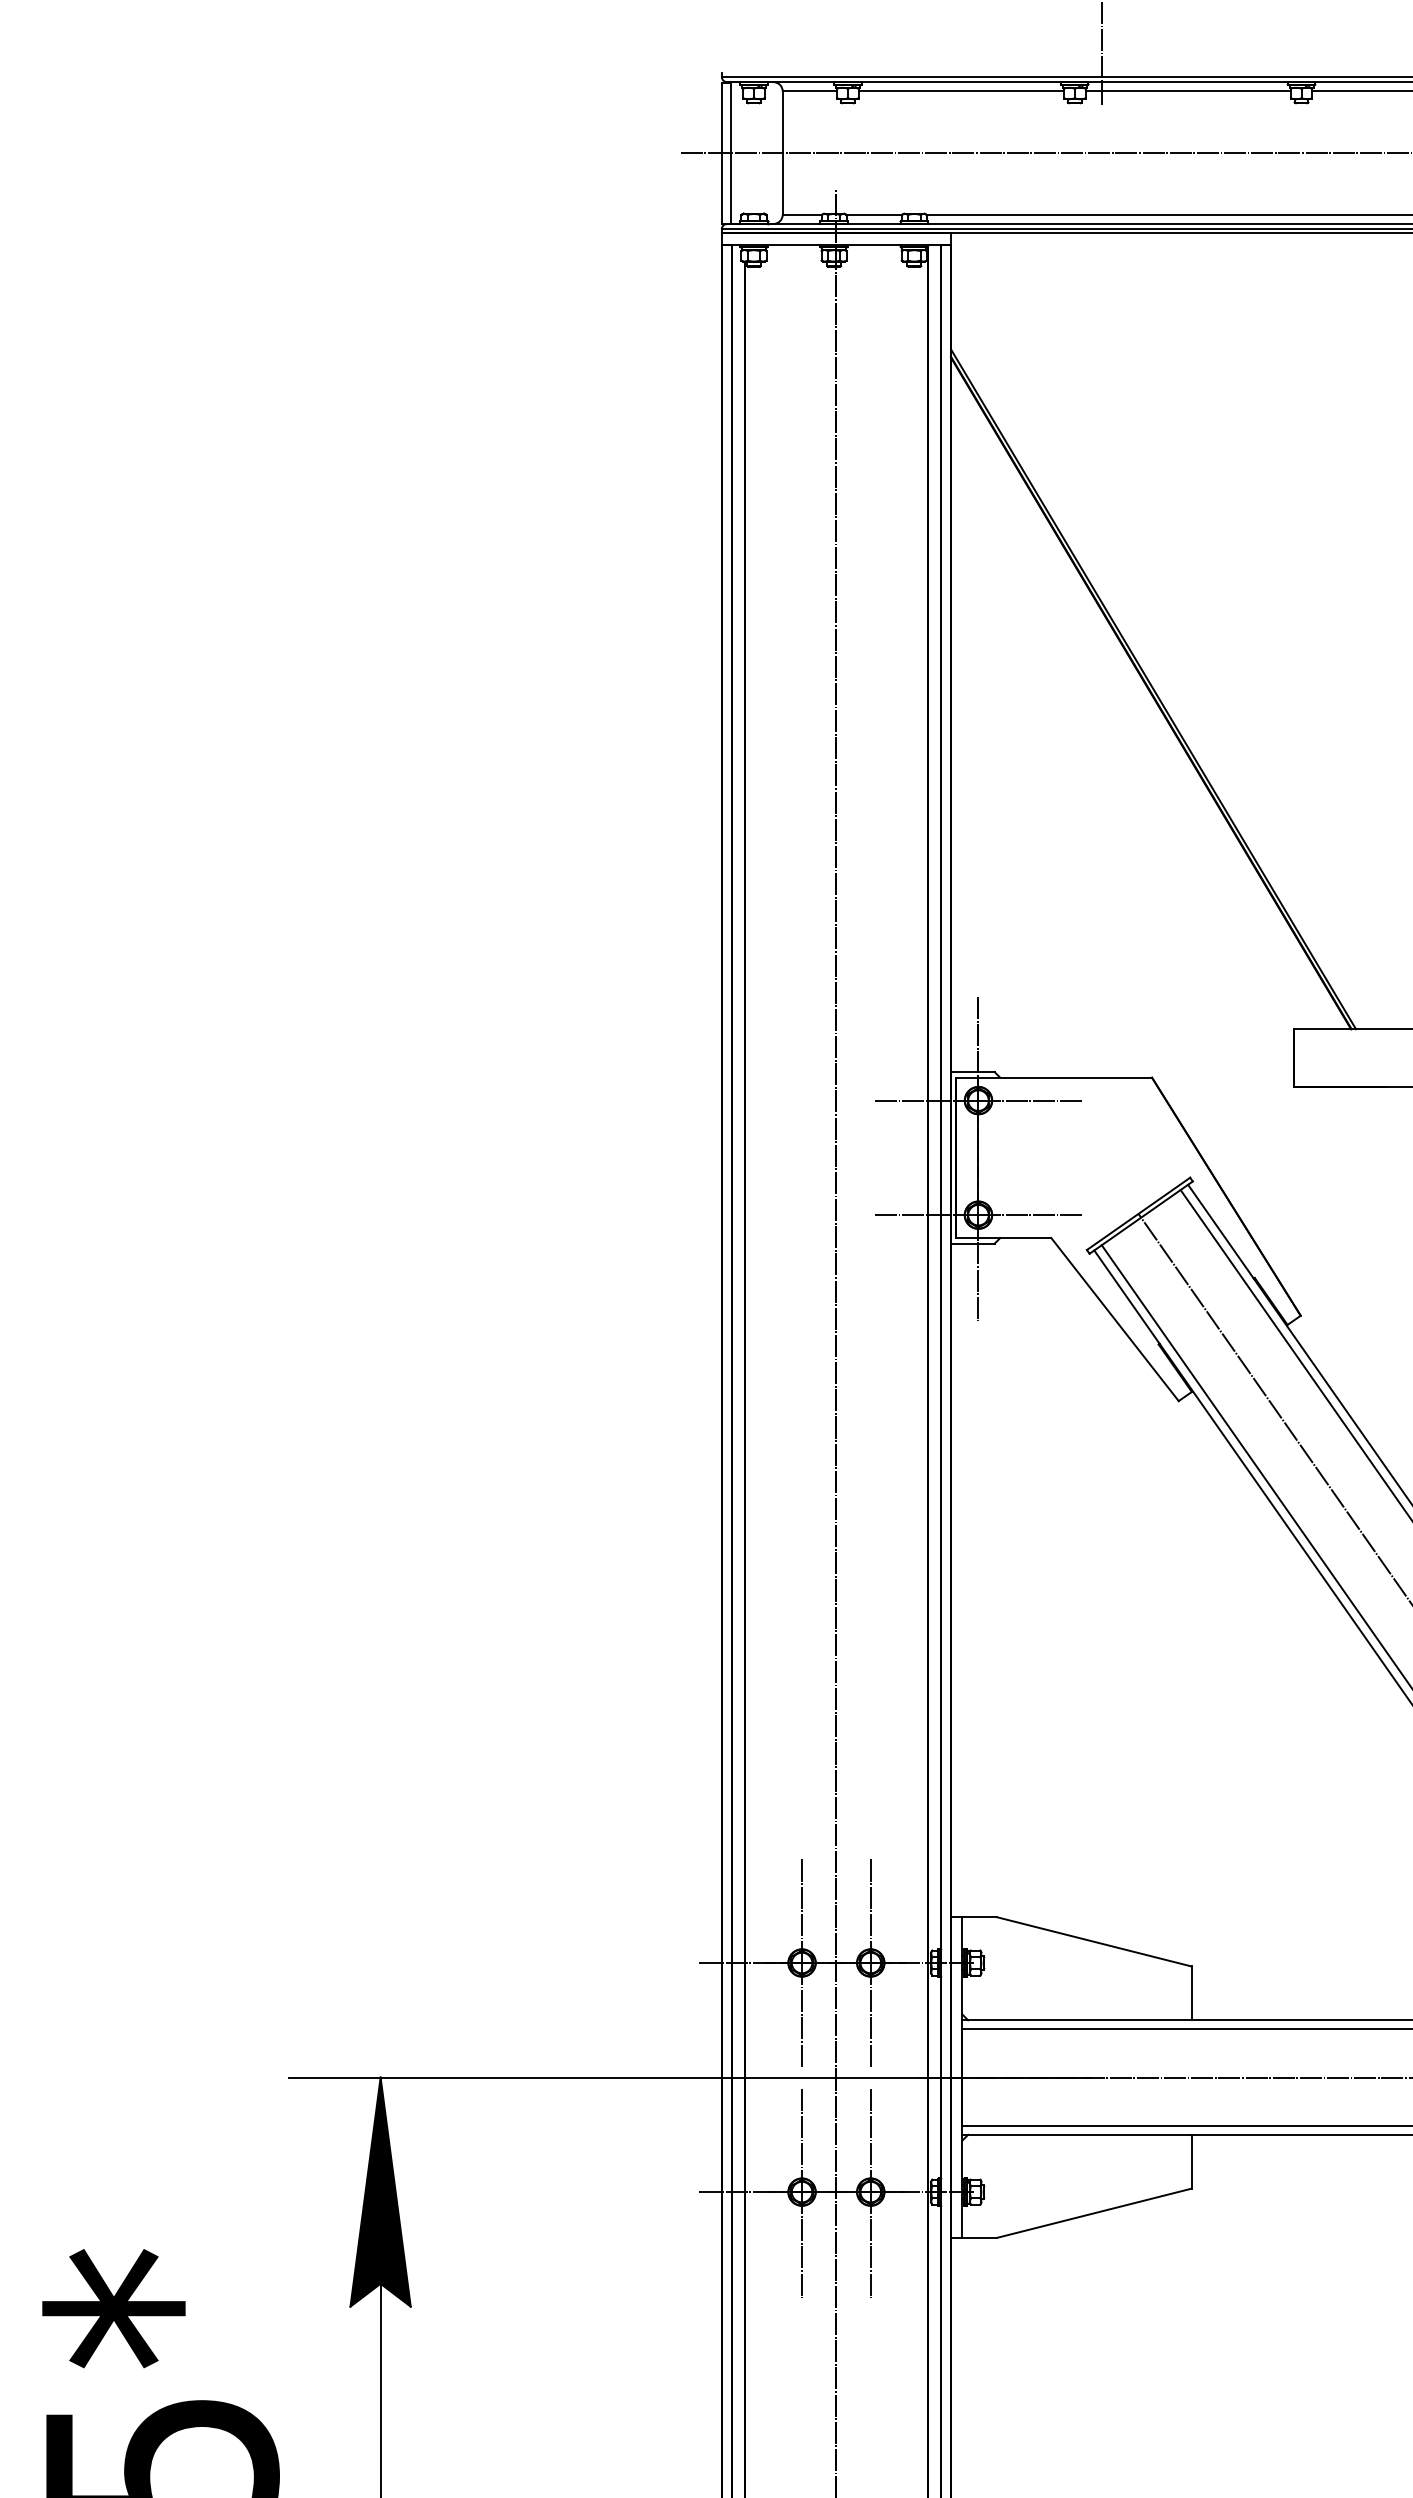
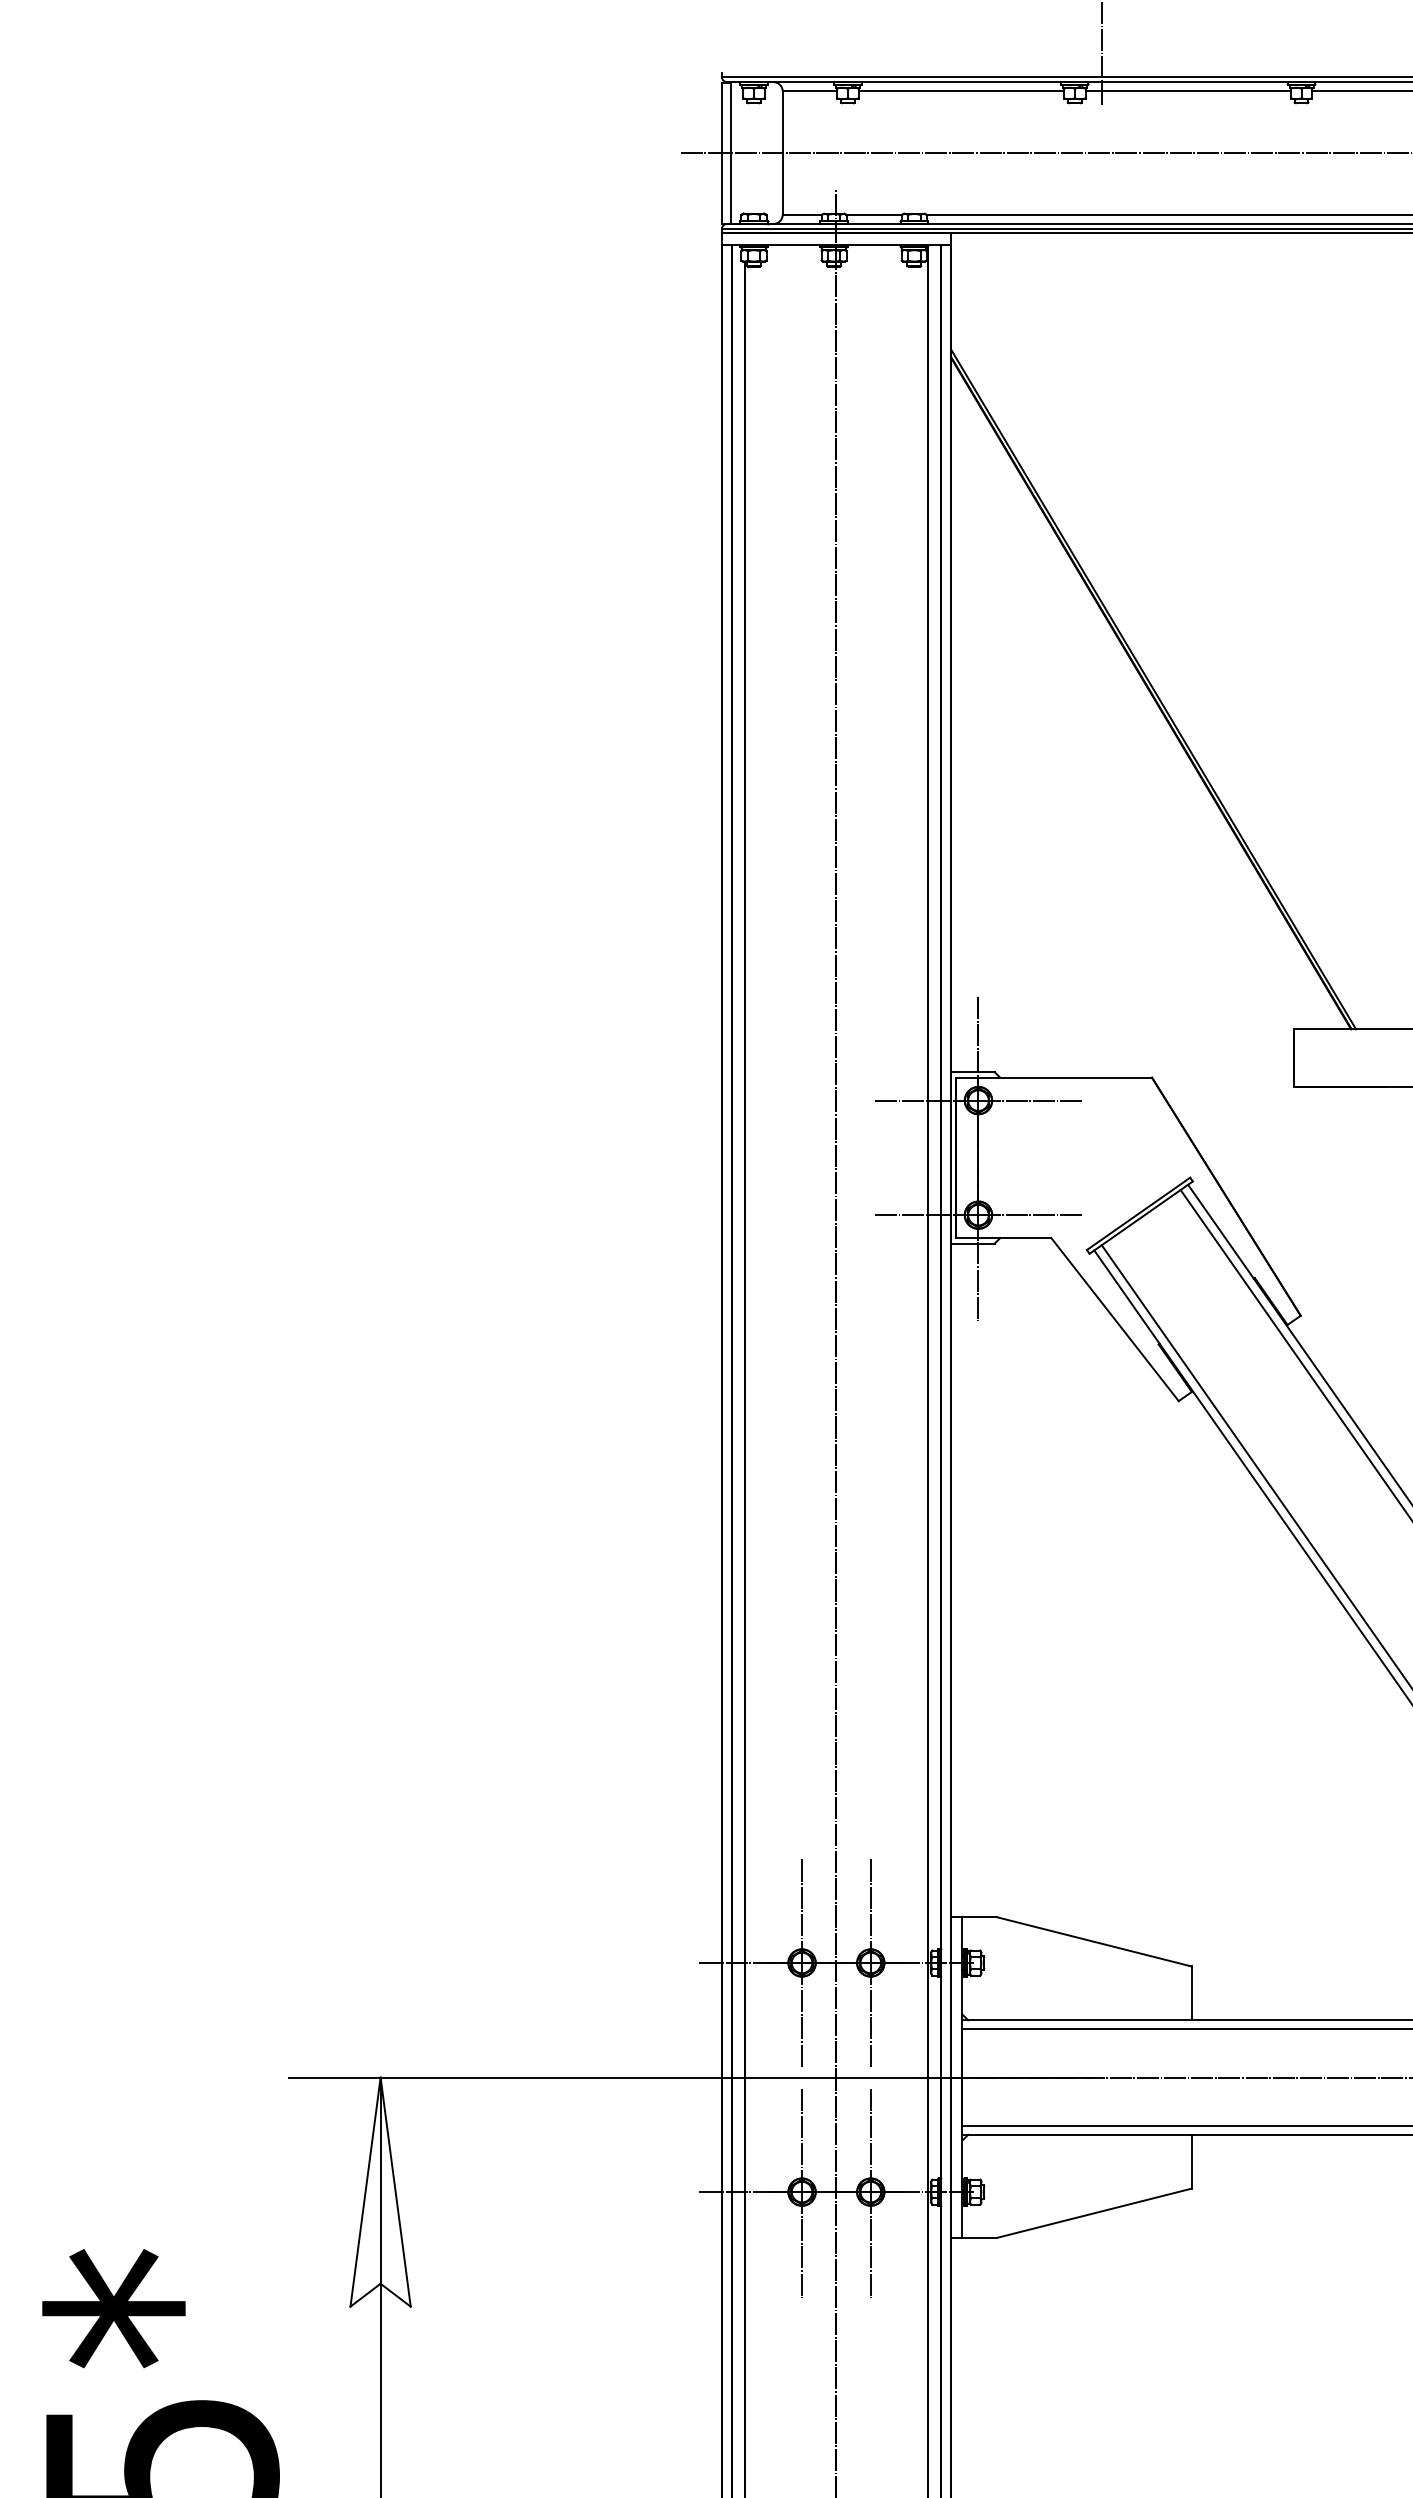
line: present -> none (1273, 1407)
fill: present -> none (380, 2191)
